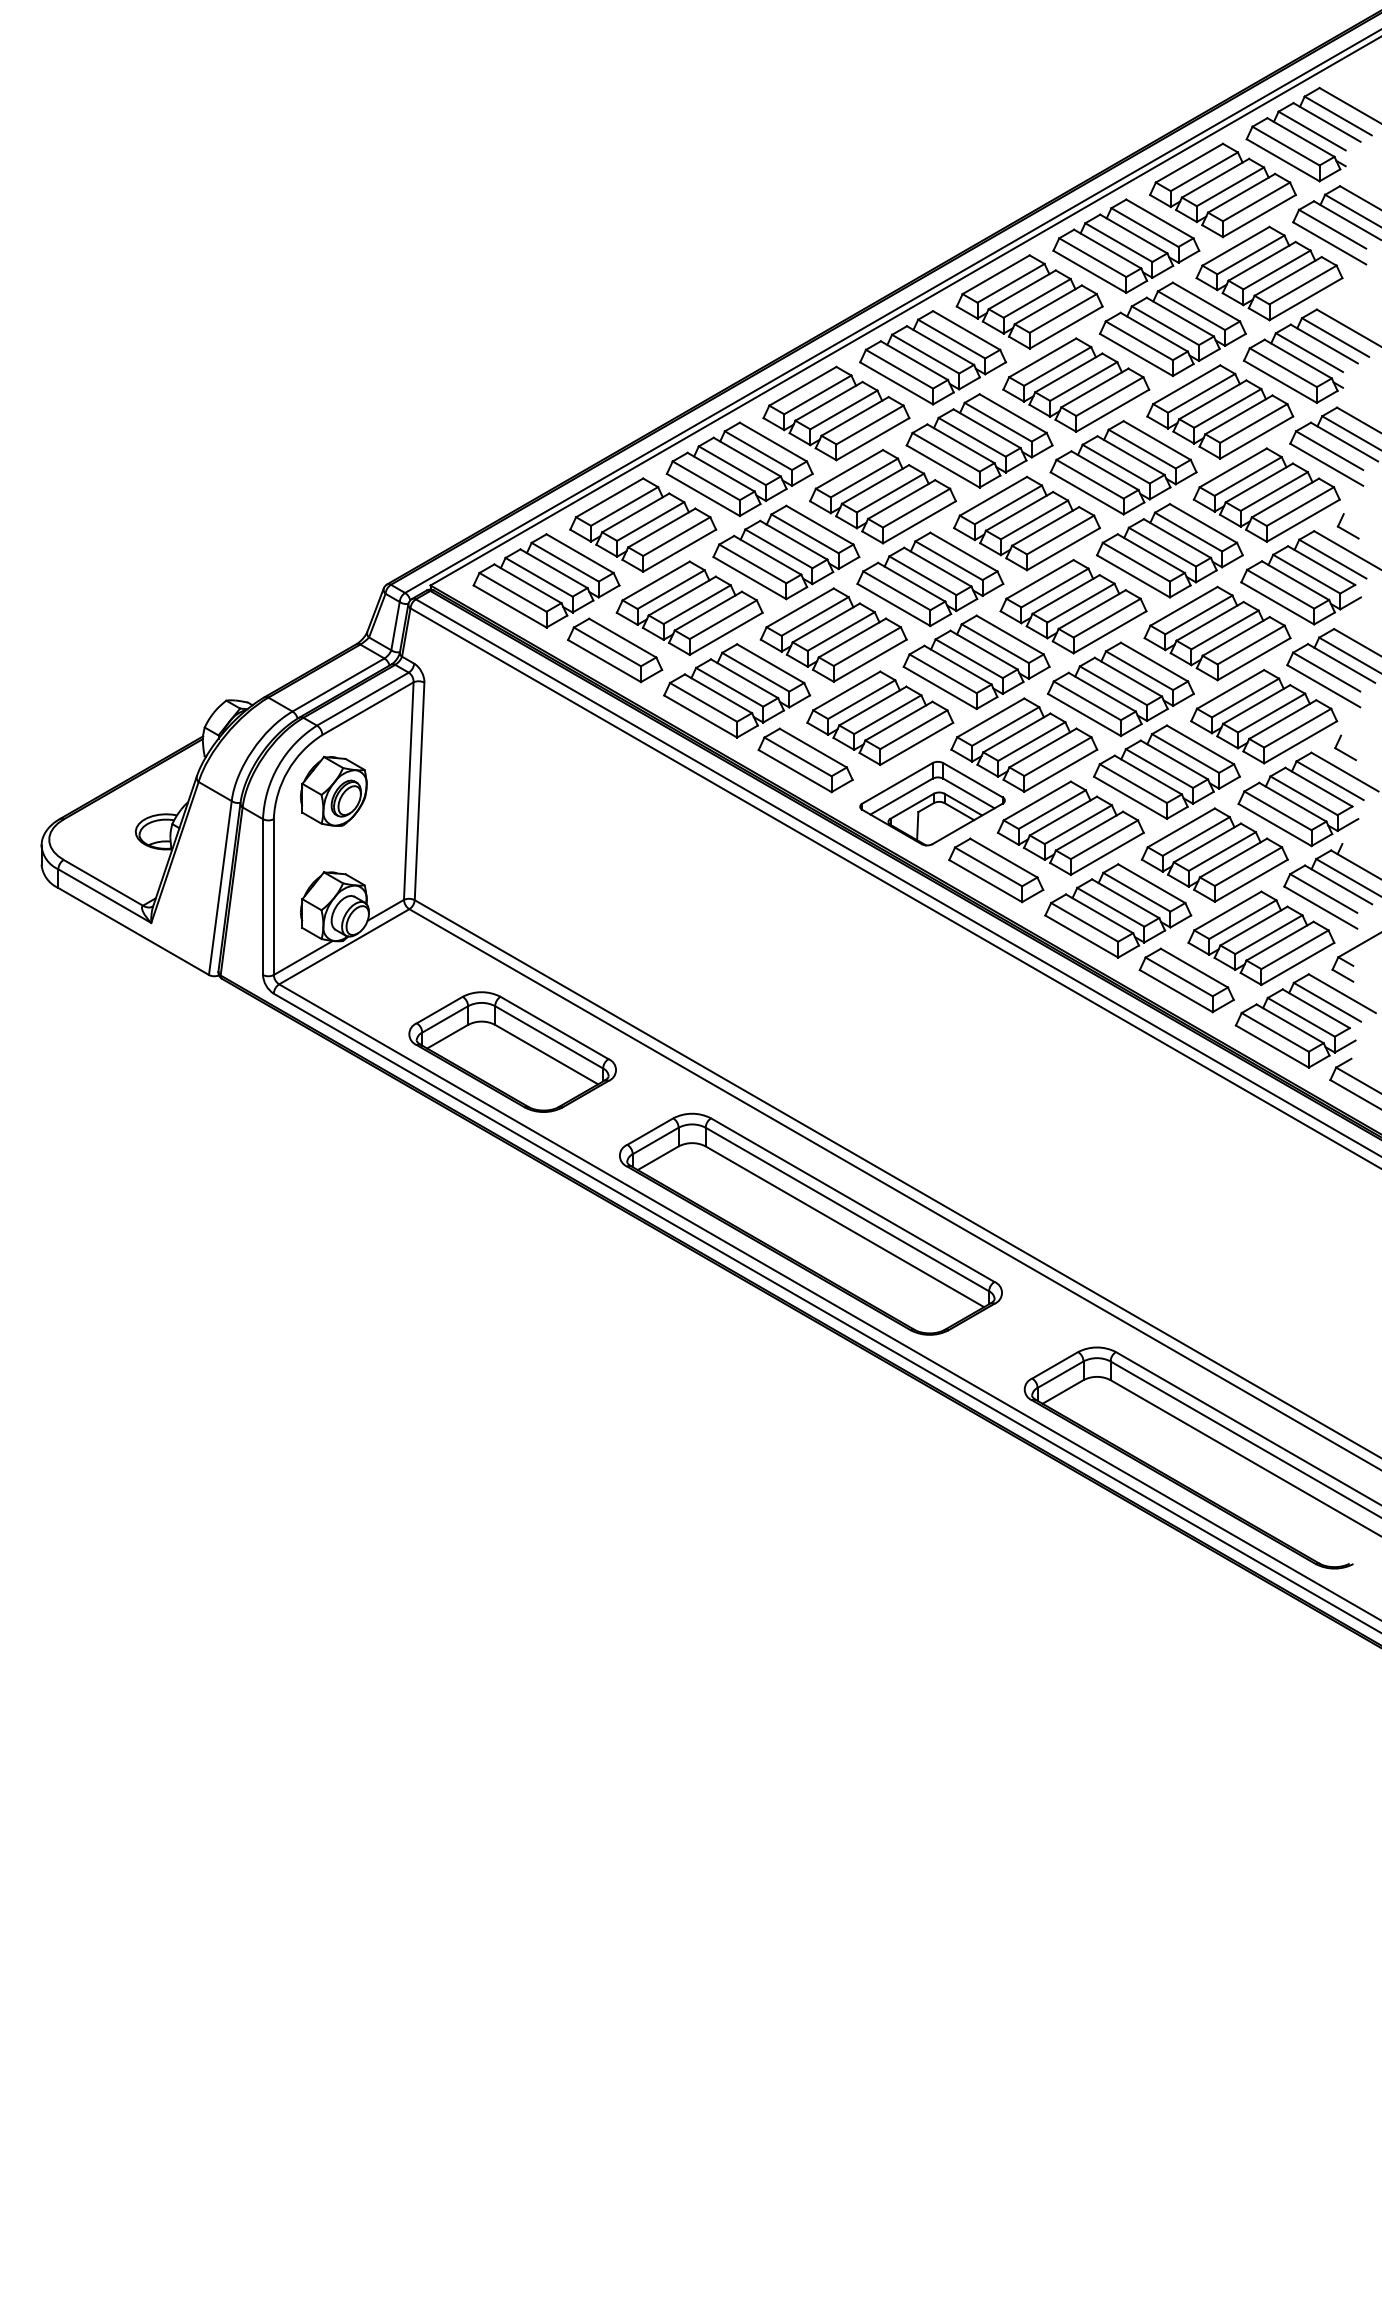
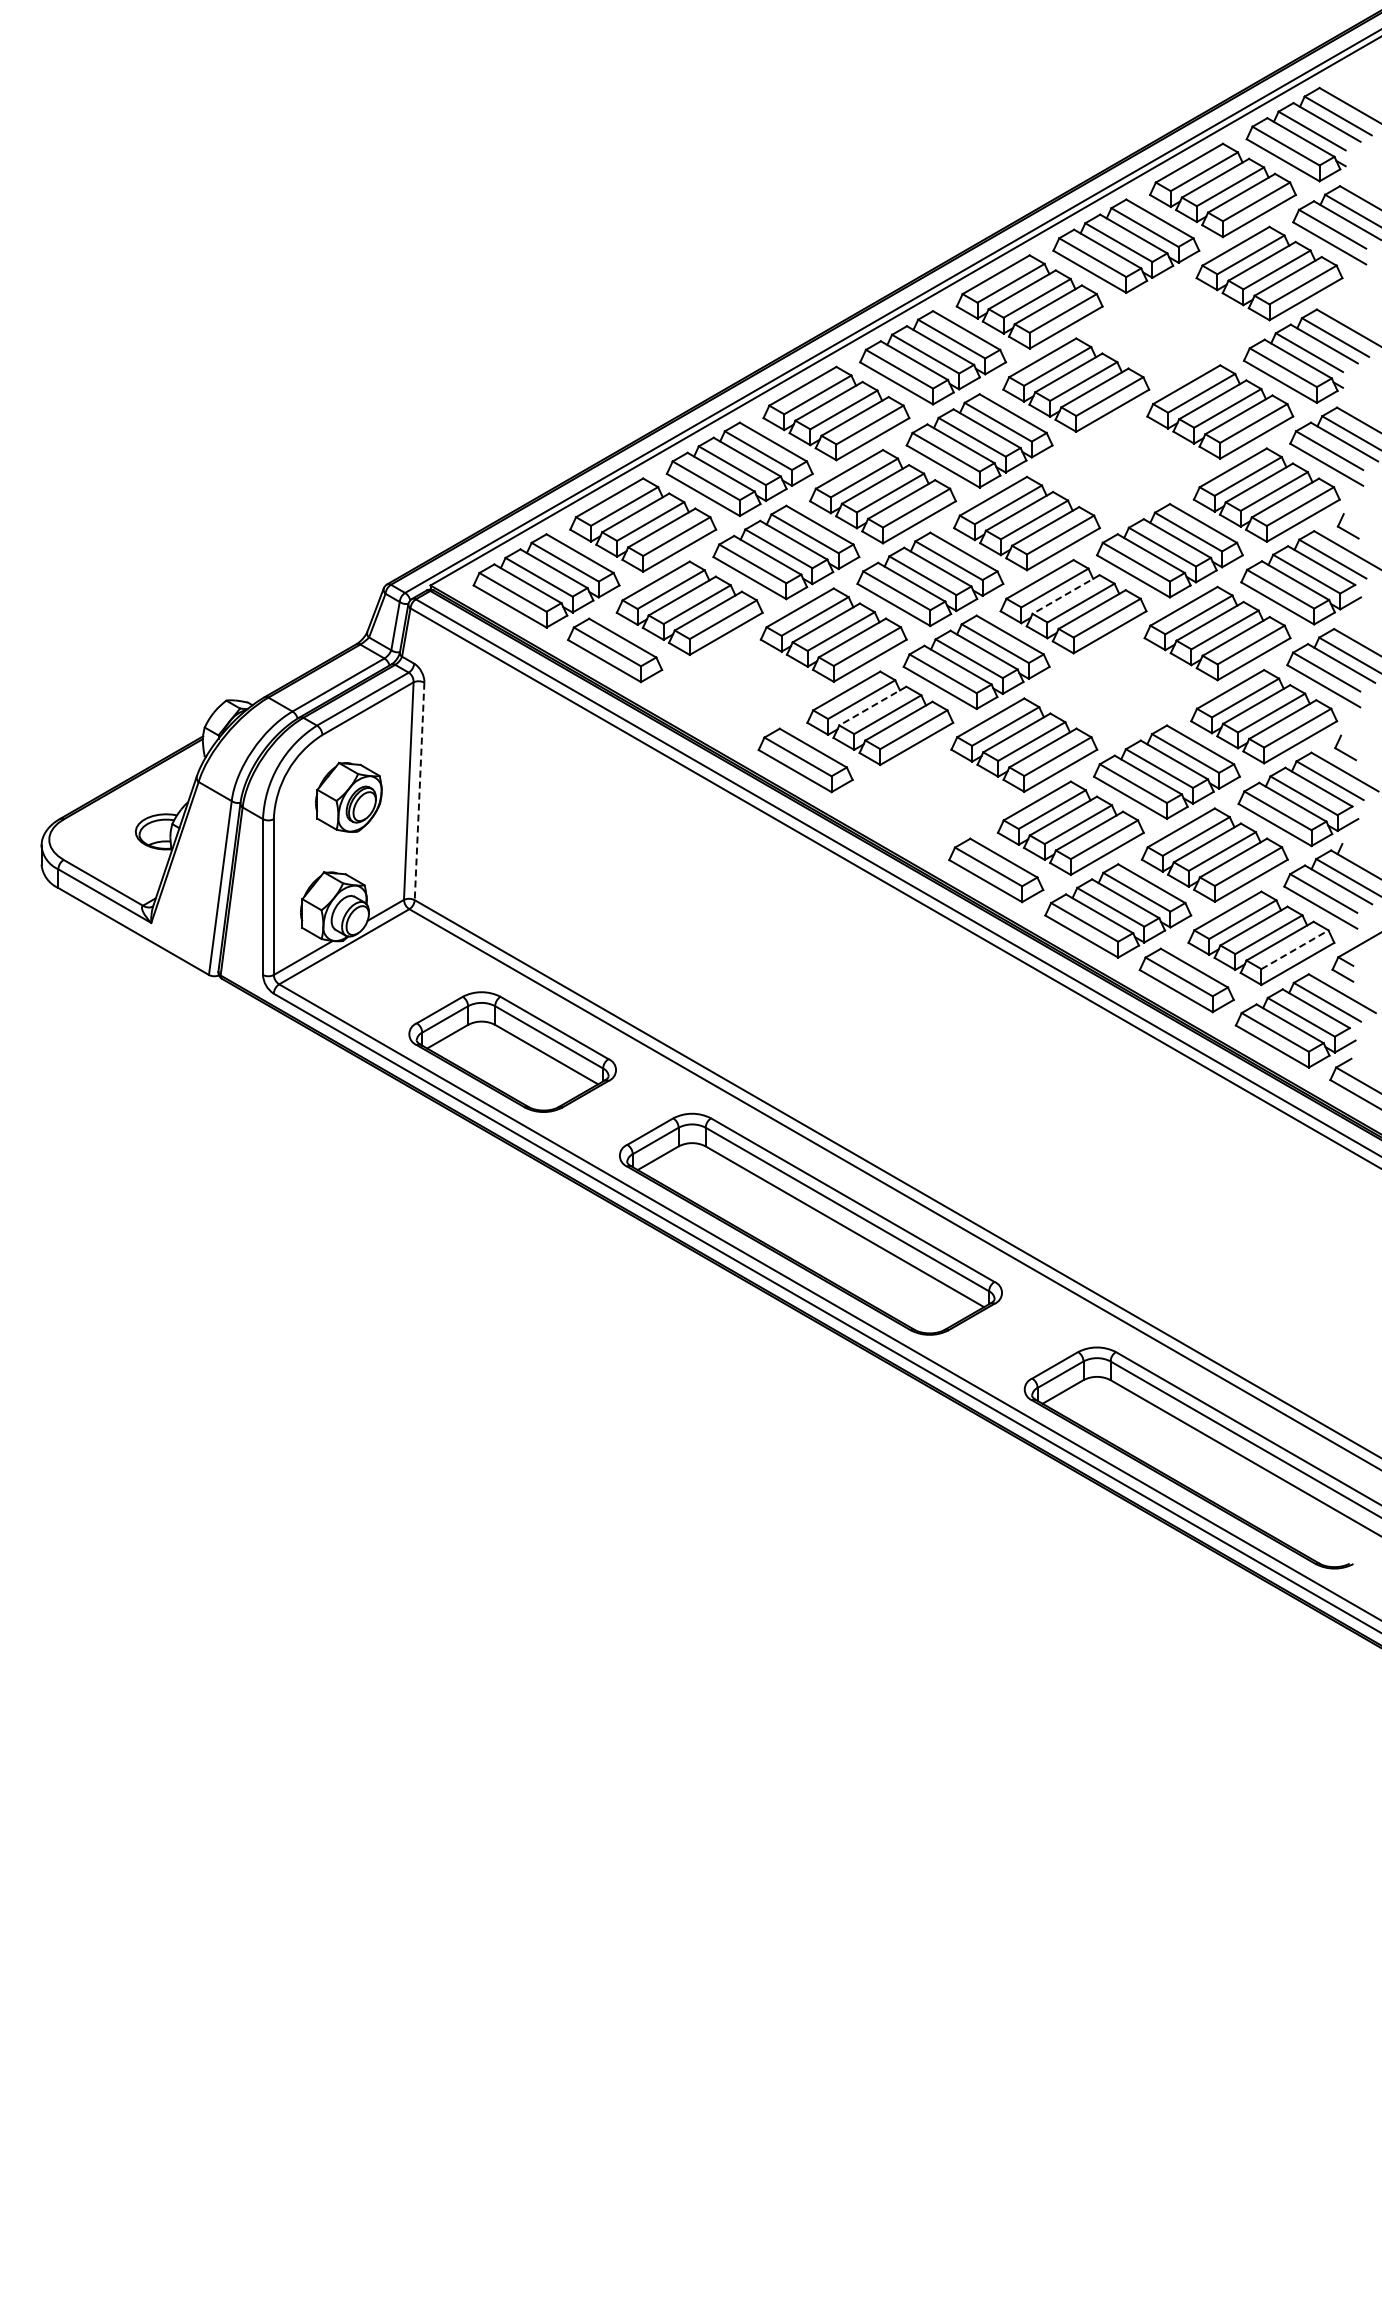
part: present -> none (1172, 329)
part: present -> none (1123, 467)
line: solid -> dashed (1066, 594)
part: present -> none (1120, 689)
part: present -> none (737, 690)
line: solid -> dashed (872, 706)
part position: (333, 790) -> (348, 796) (348, 796)
line: solid -> dashed (419, 791)
part: present -> none (932, 803)
line: solid -> dashed (1294, 949)
